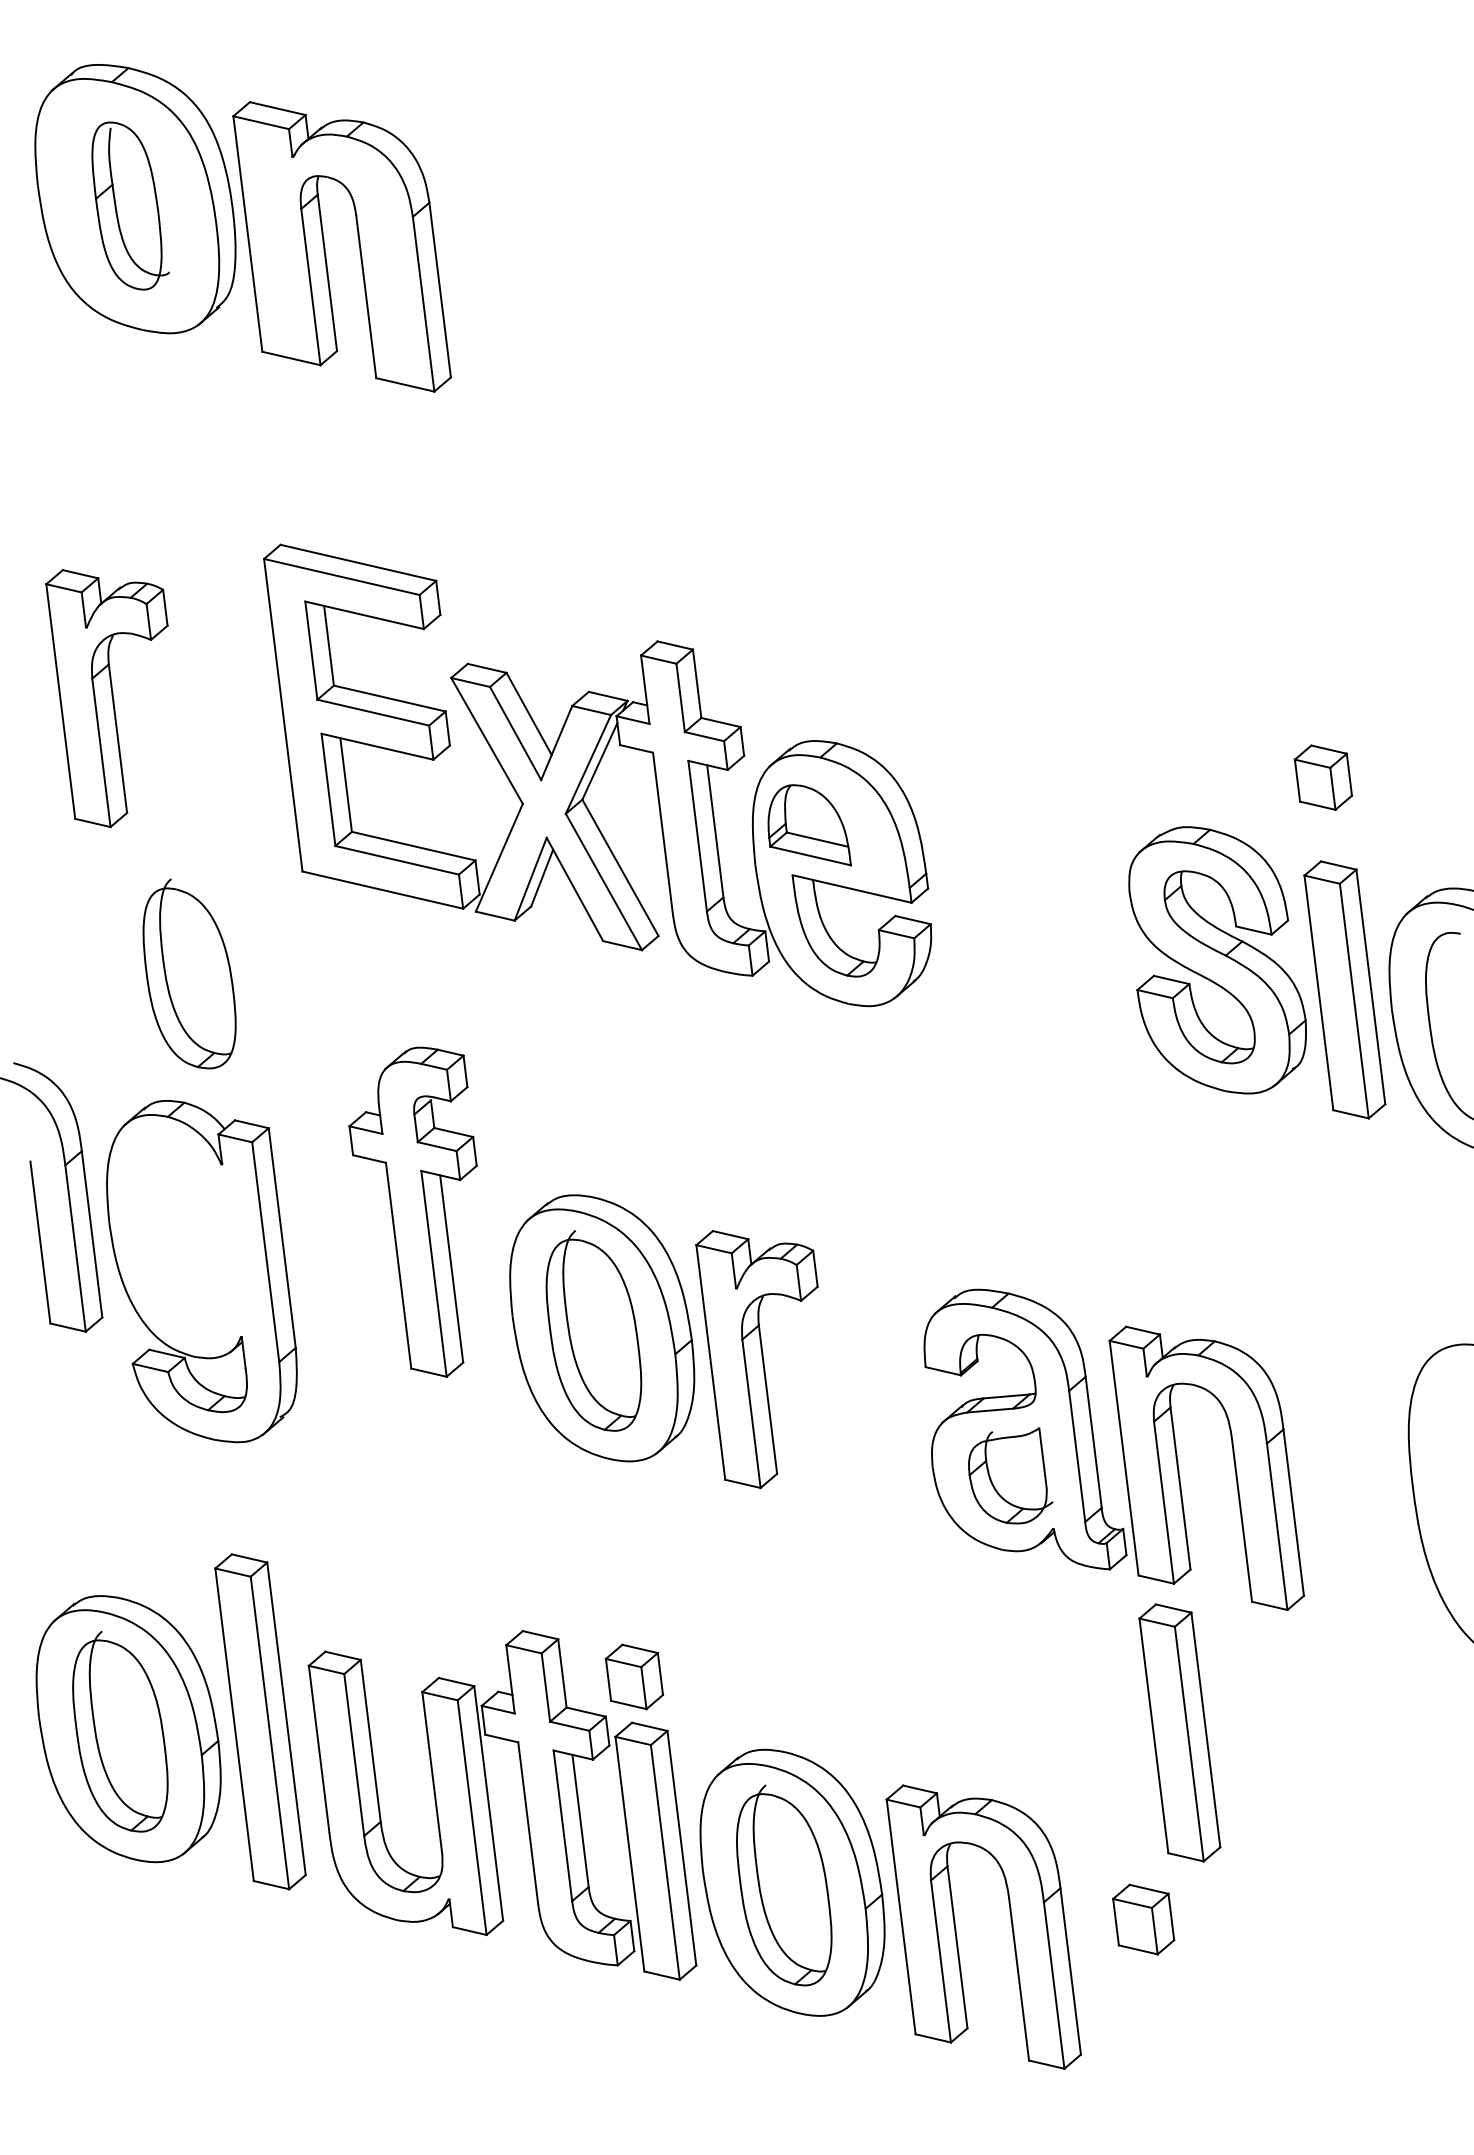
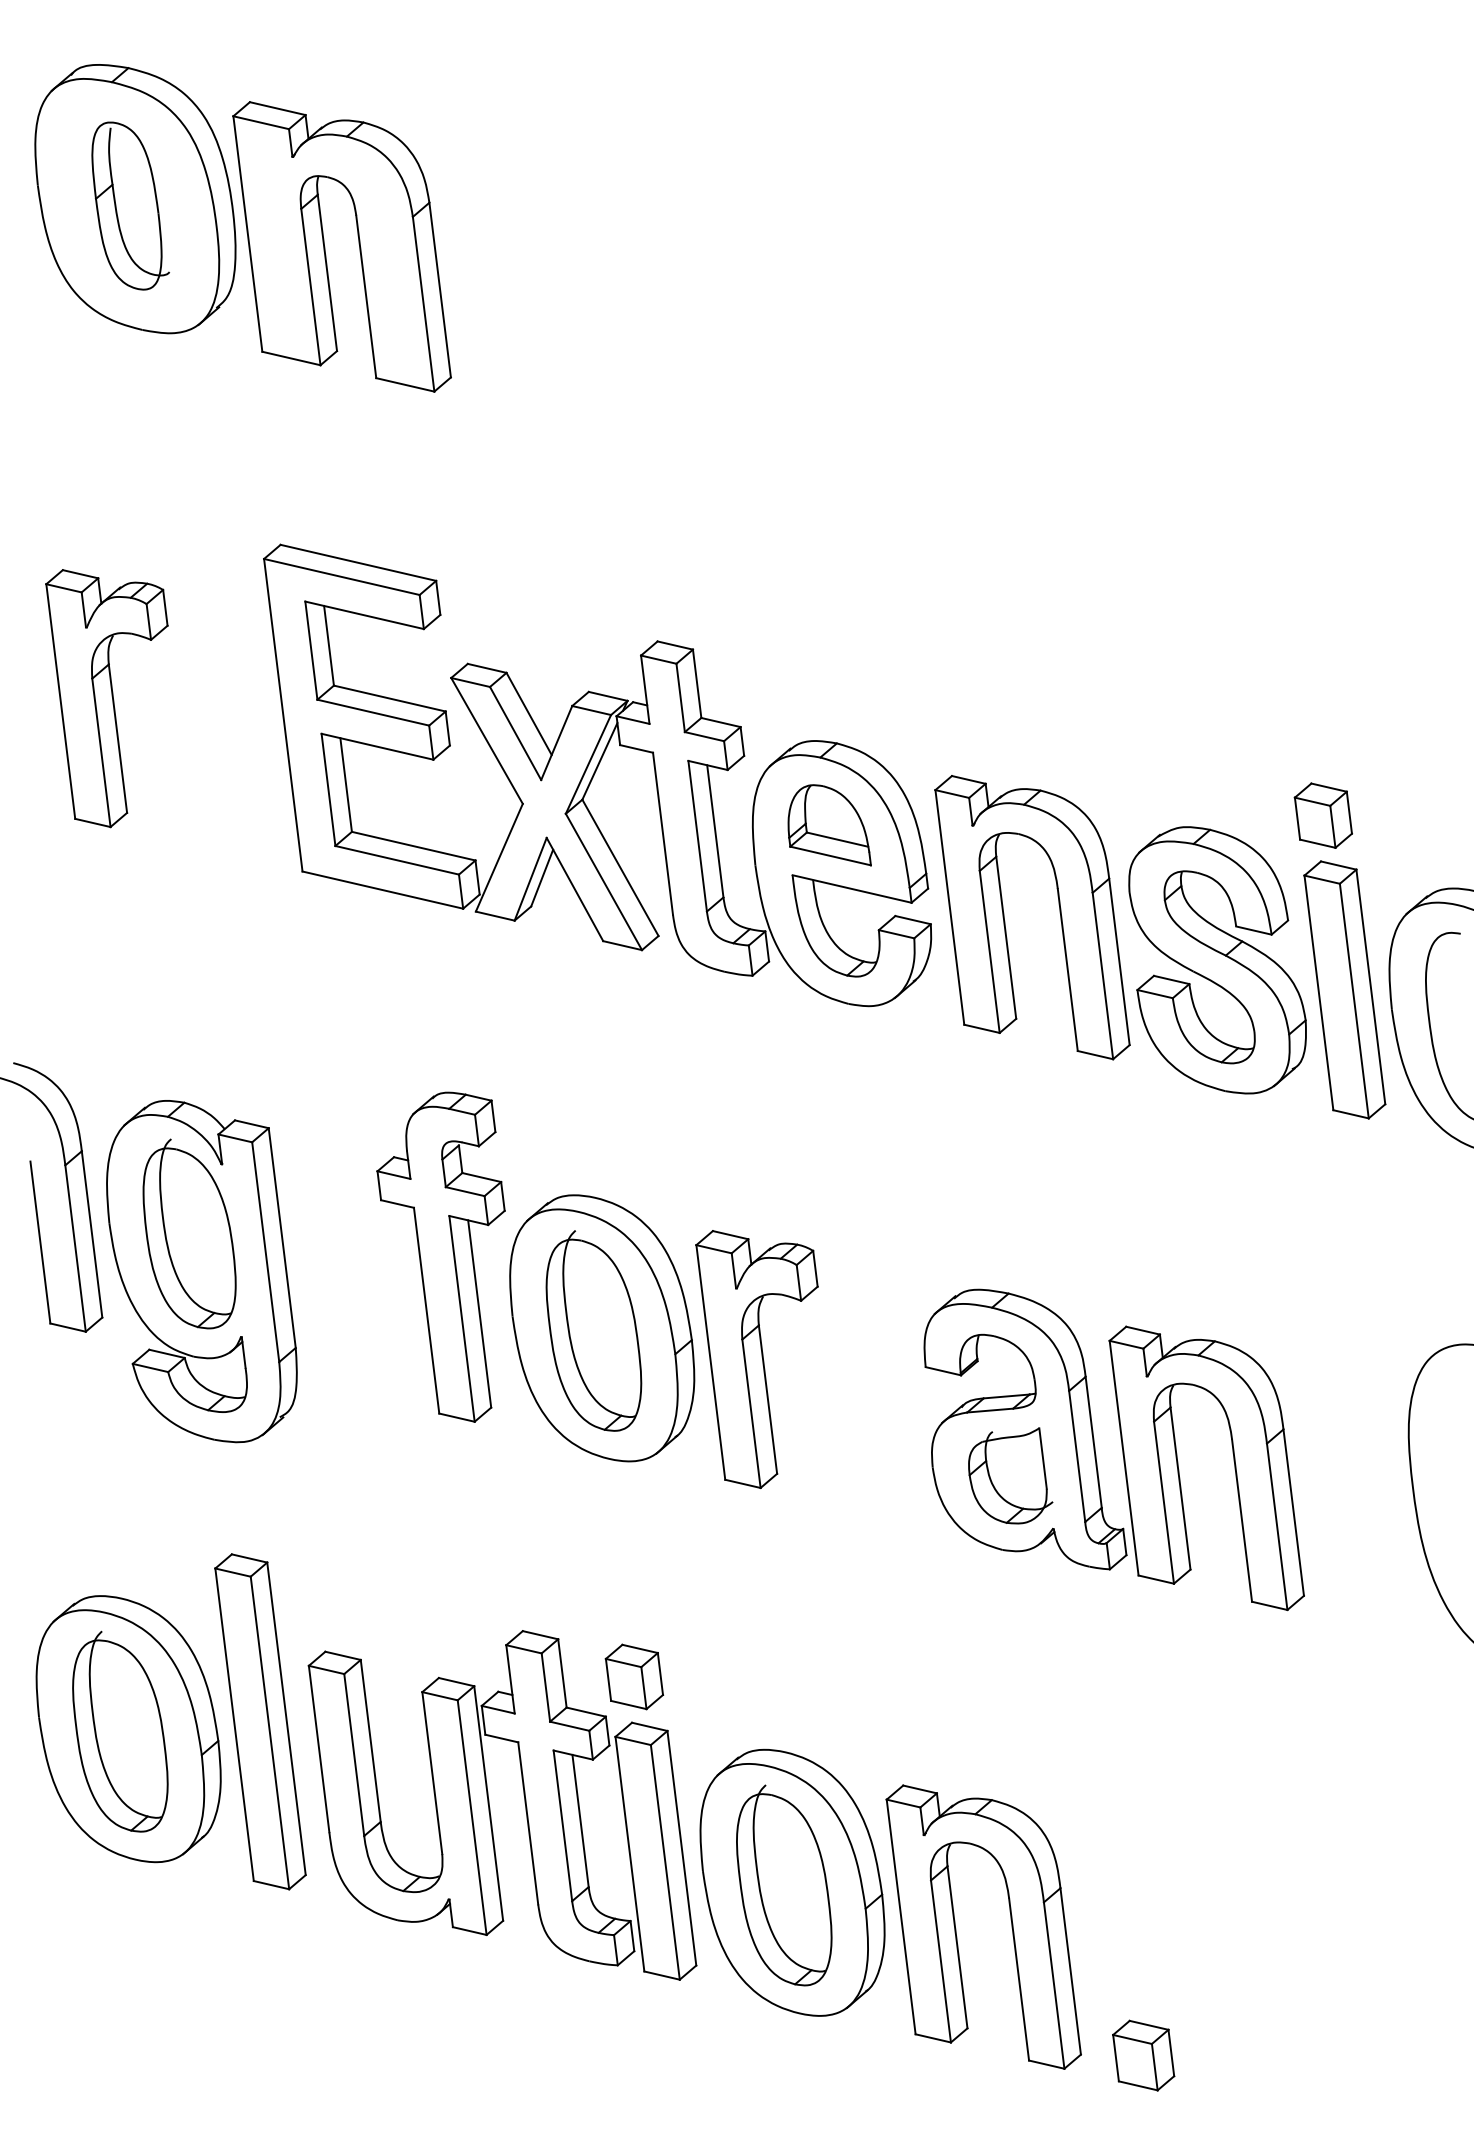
part position: (1322, 777) -> (1322, 815) (1322, 815)
part position: (809, 825) -> (829, 825) (829, 825)
part: none -> present (1059, 913)
part position: (189, 973) -> (189, 1233) (189, 1233)
part position: (412, 1211) -> (440, 1256) (440, 1256)
part: present -> none (1179, 1732)
part position: (1143, 1919) -> (1143, 2055) (1143, 2055)
